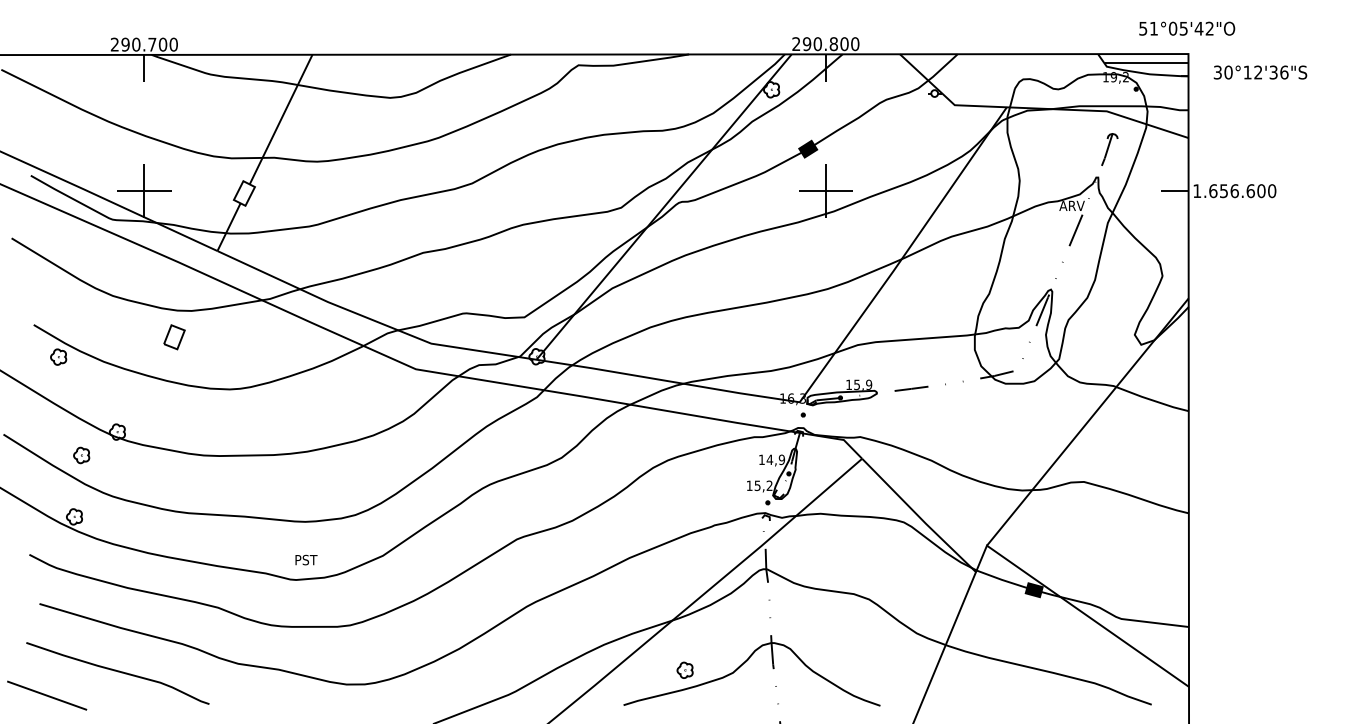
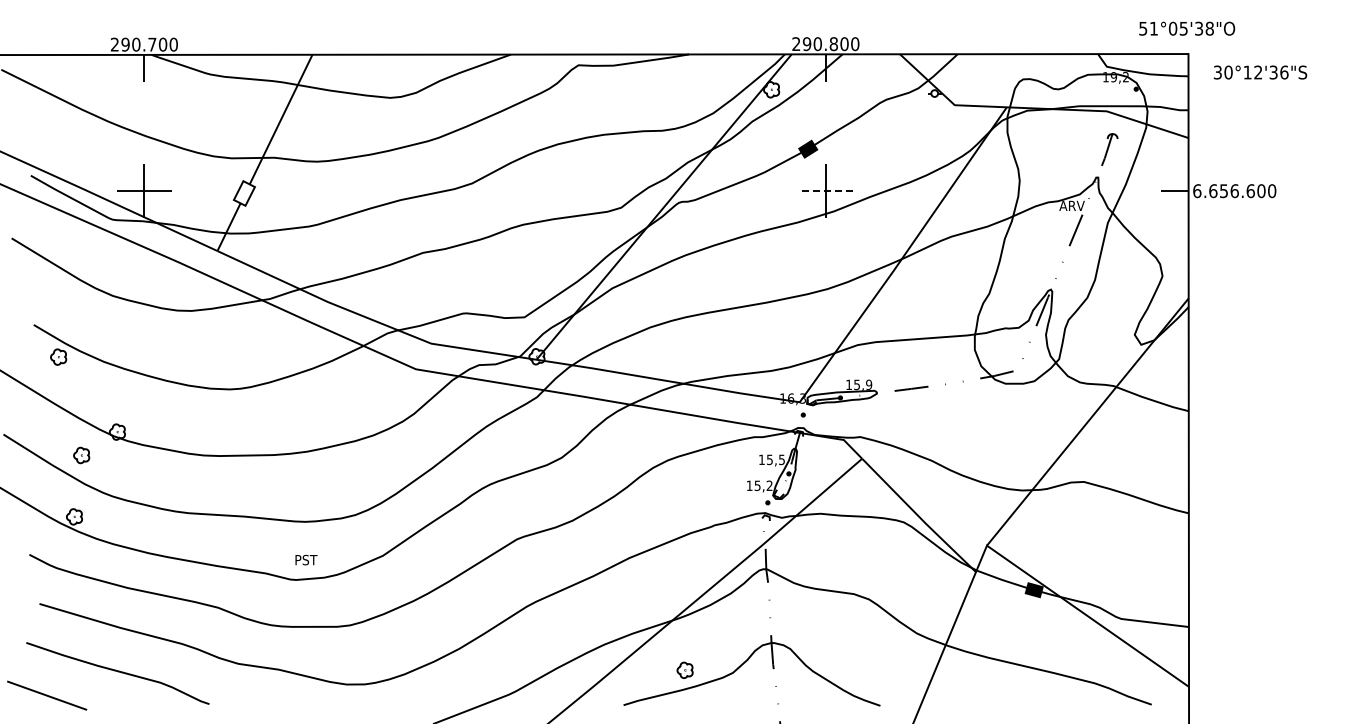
text: 51°05'42"O -> 51°05'38"O (1203, 28)
hatch: present -> none (1146, 69)
line: solid -> dashed (825, 191)
text: 1.656.600 -> 6.656.600 (1197, 191)
part: present -> none (174, 337)
text: 14,9 -> 15,5 (775, 459)
